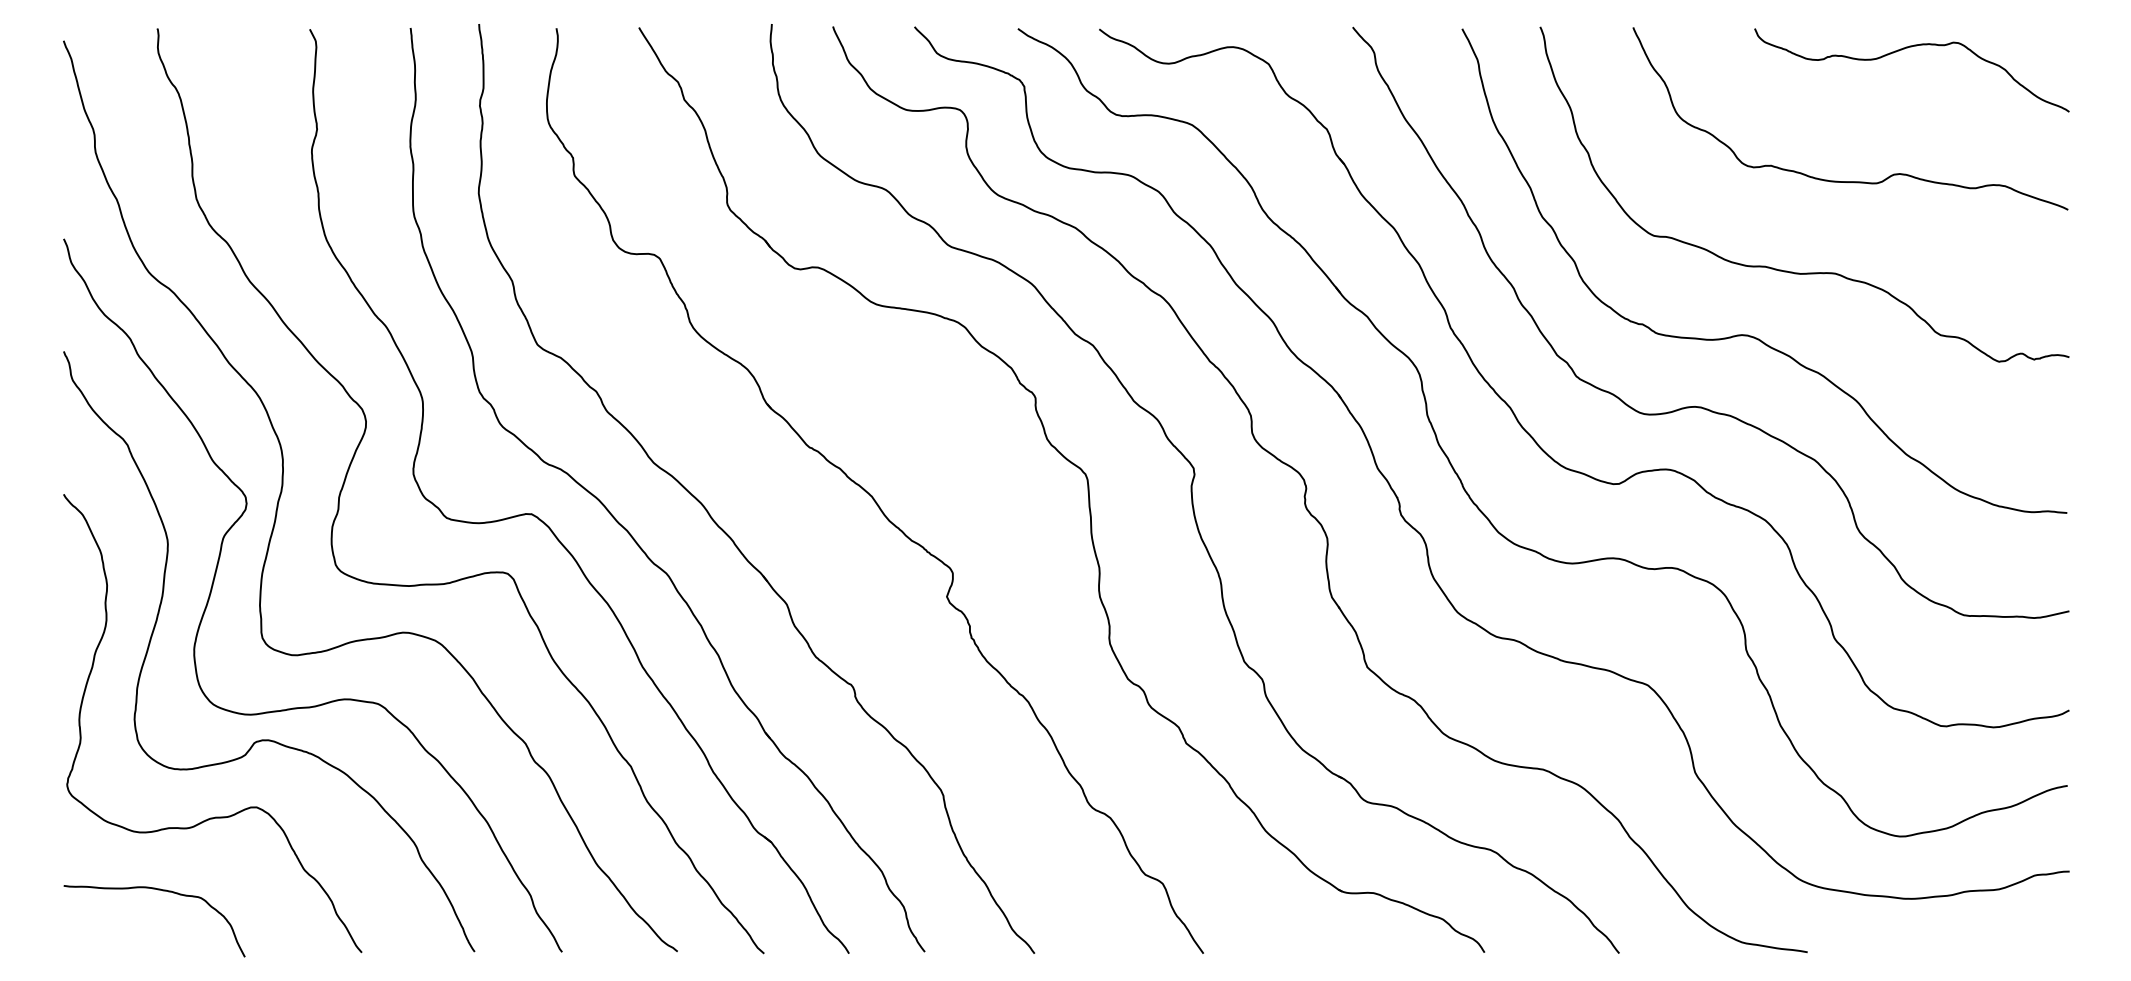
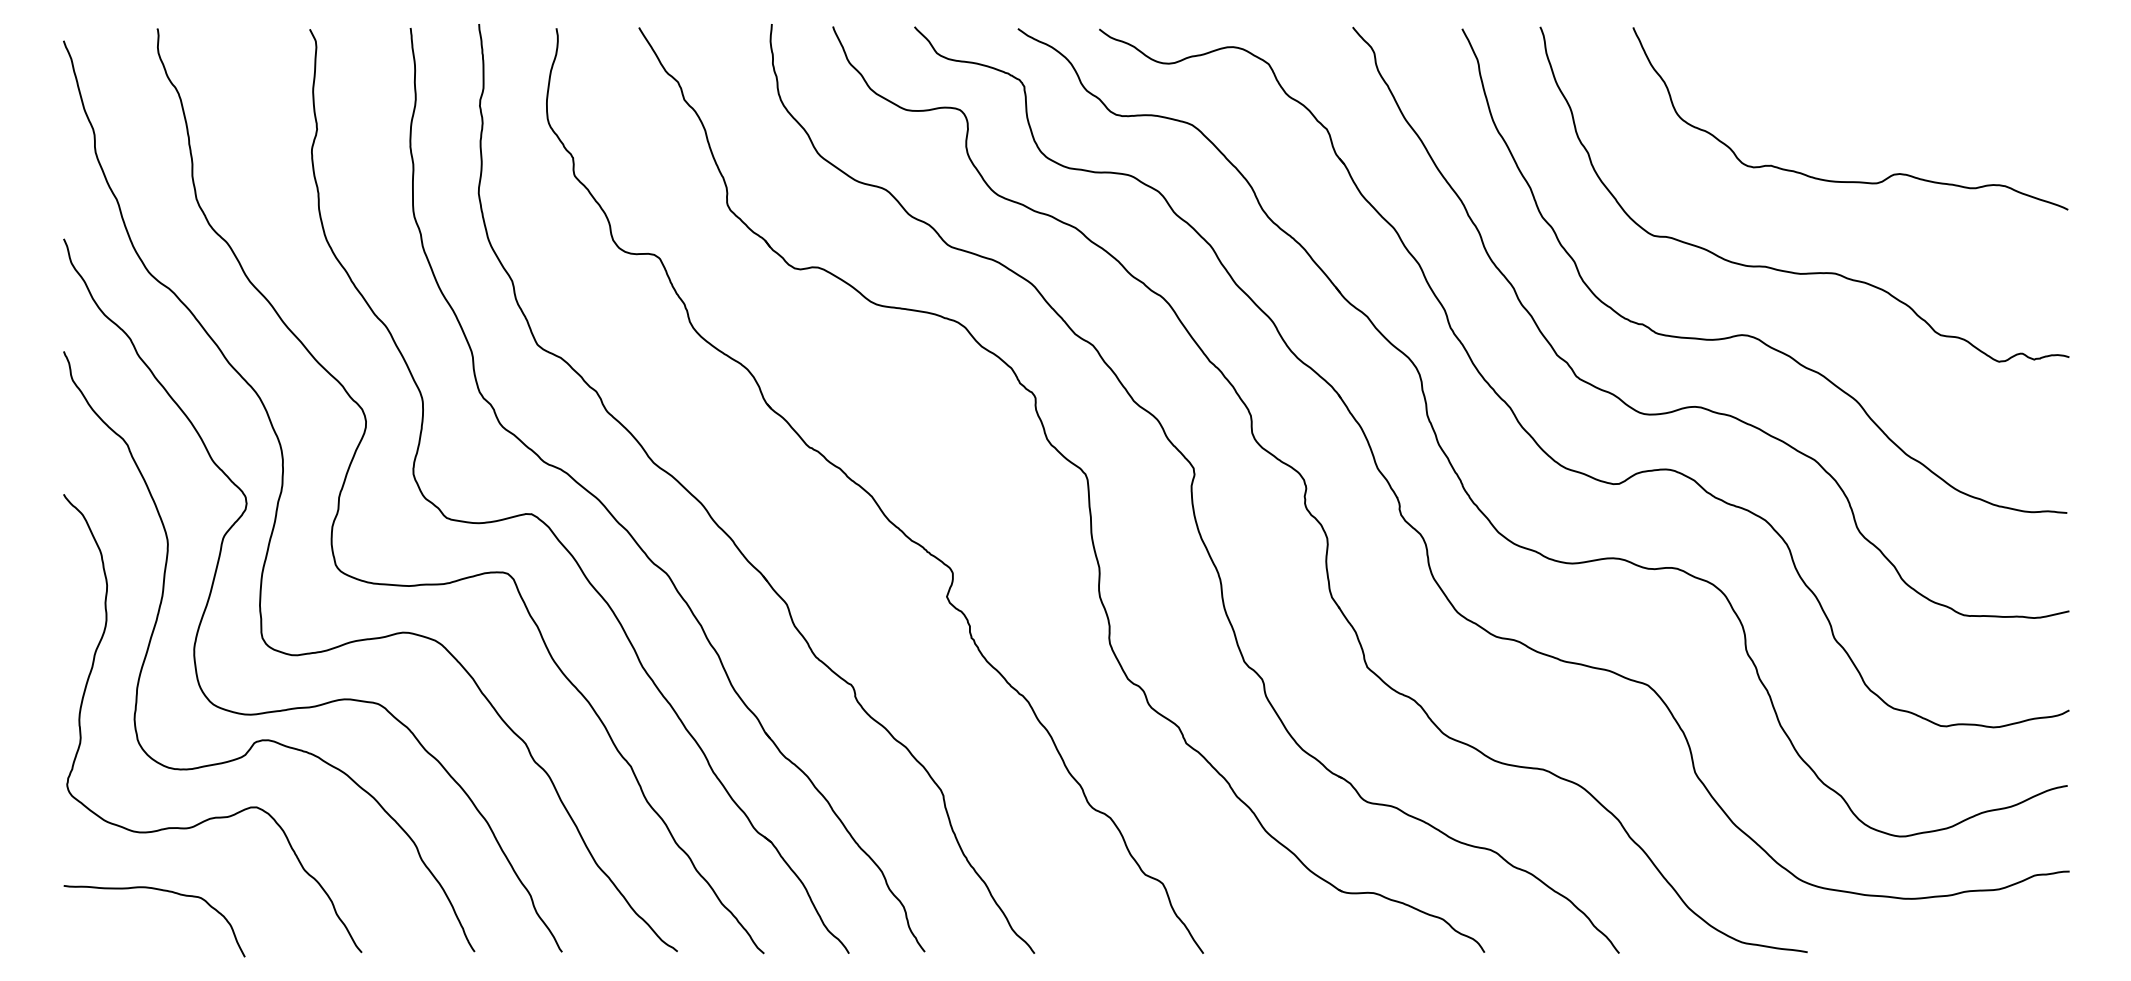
curve: present -> none (1904, 49)
